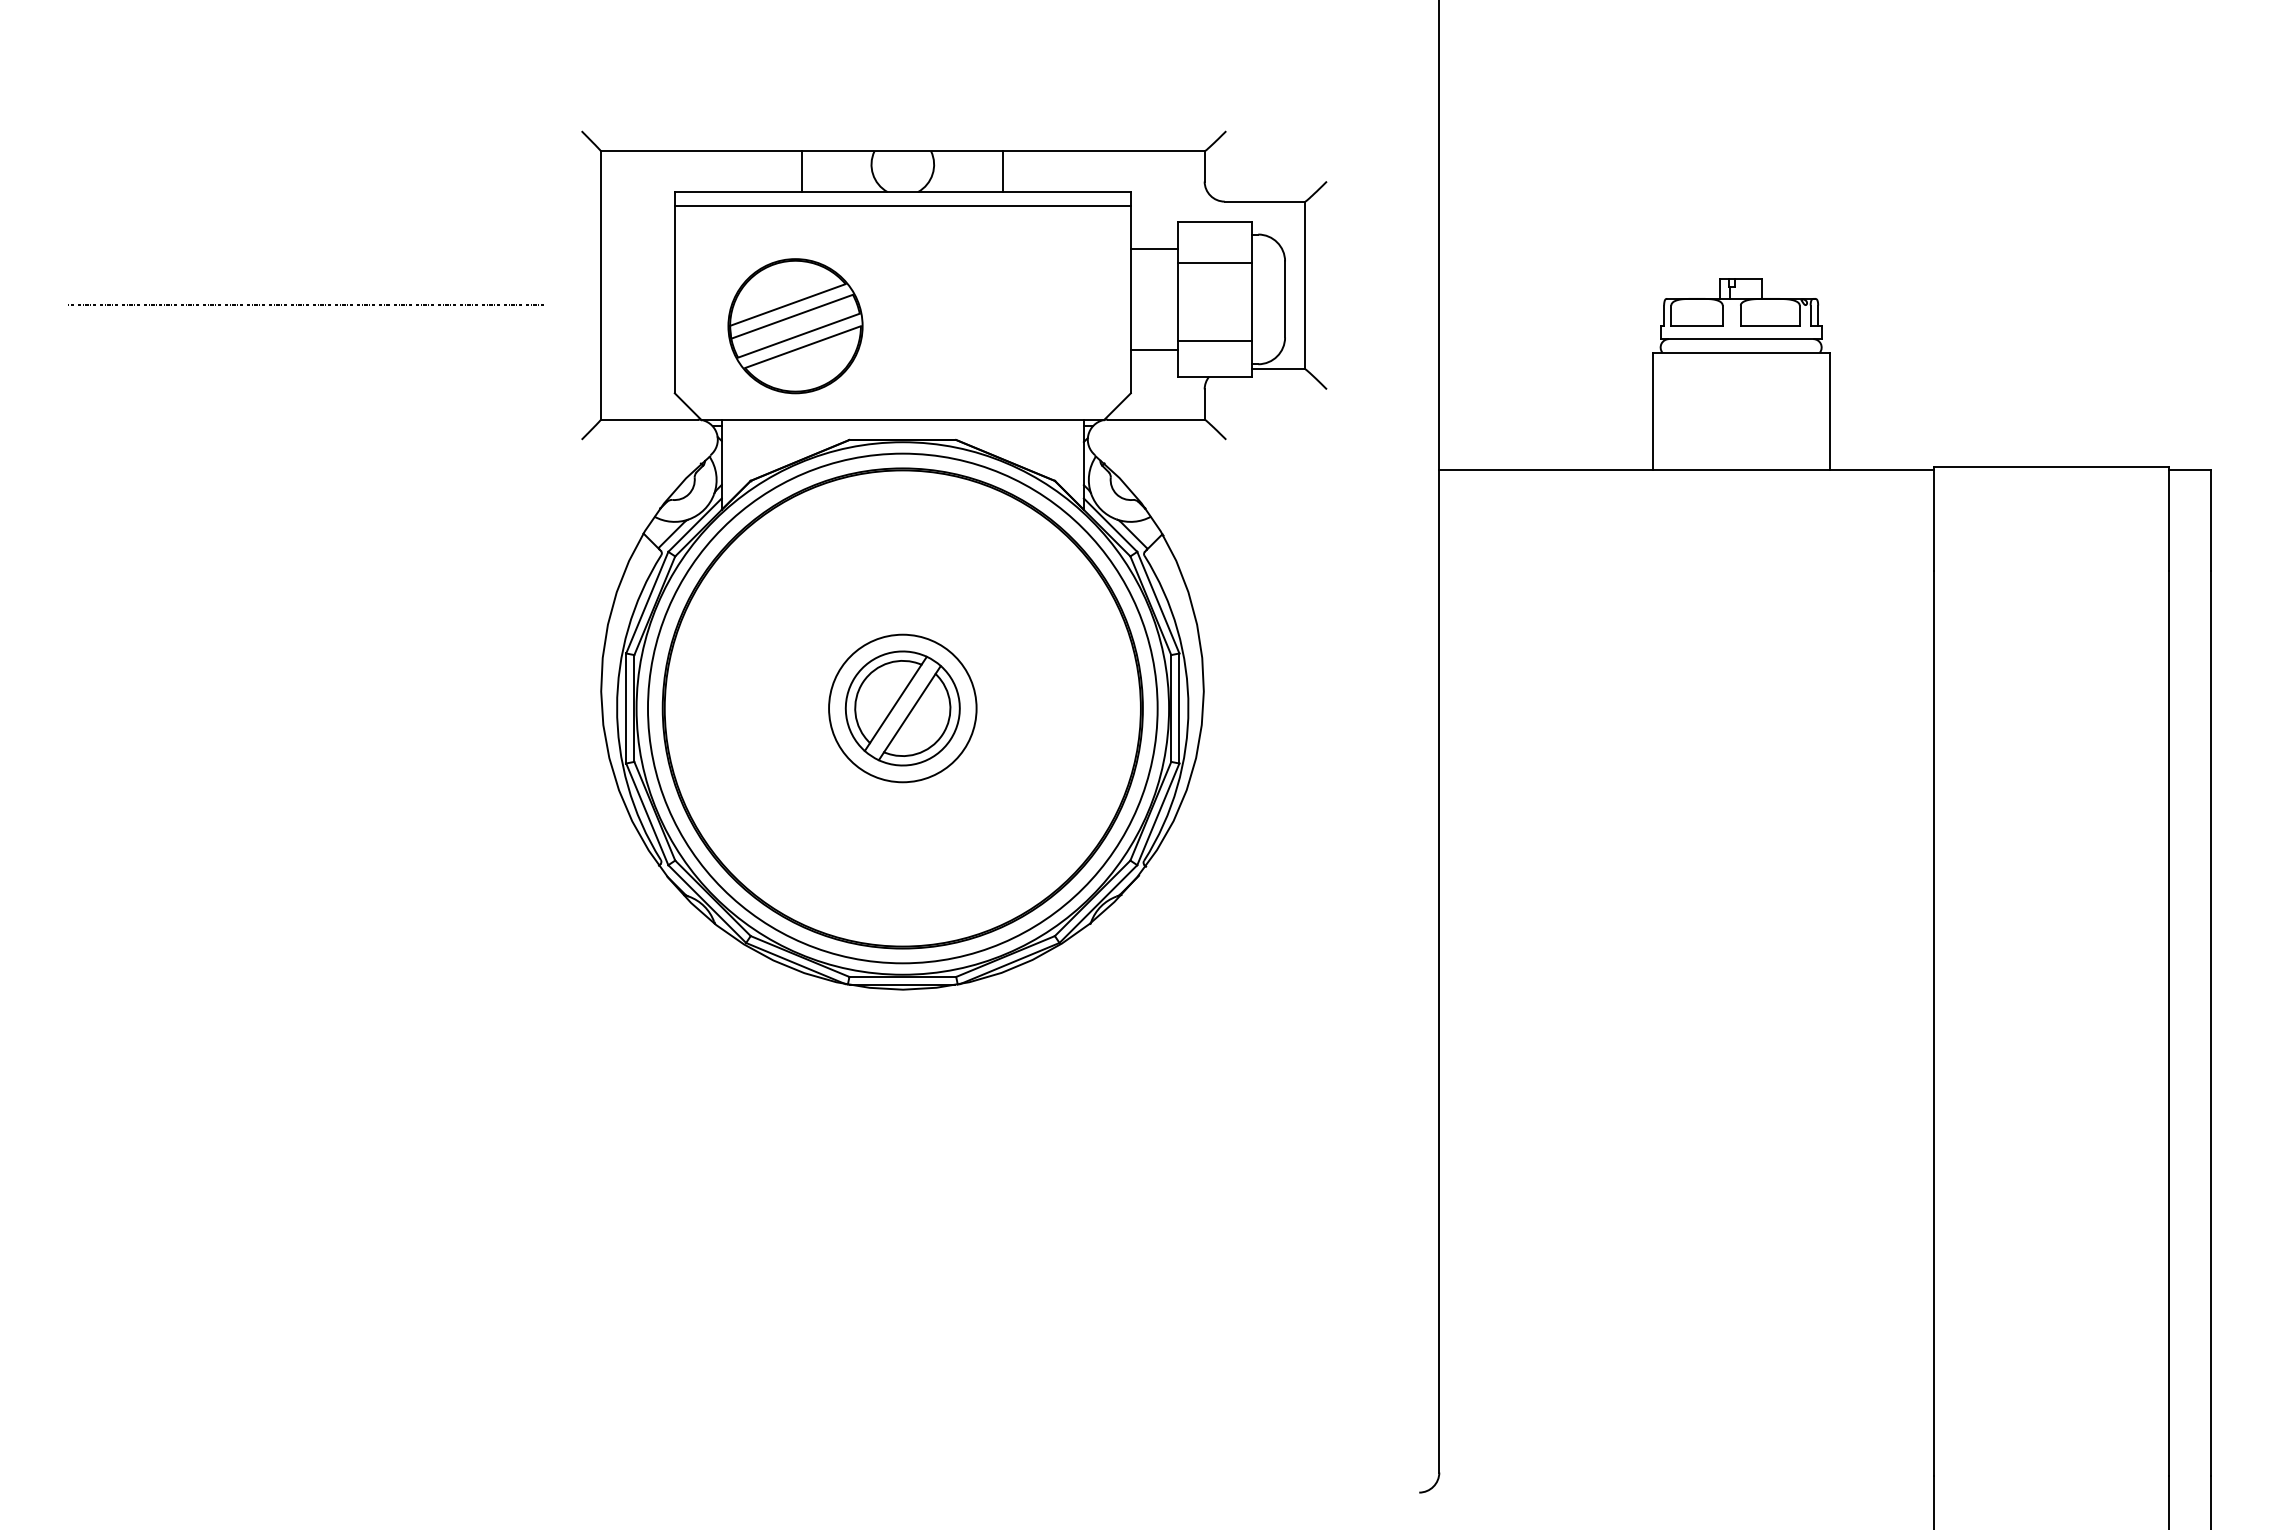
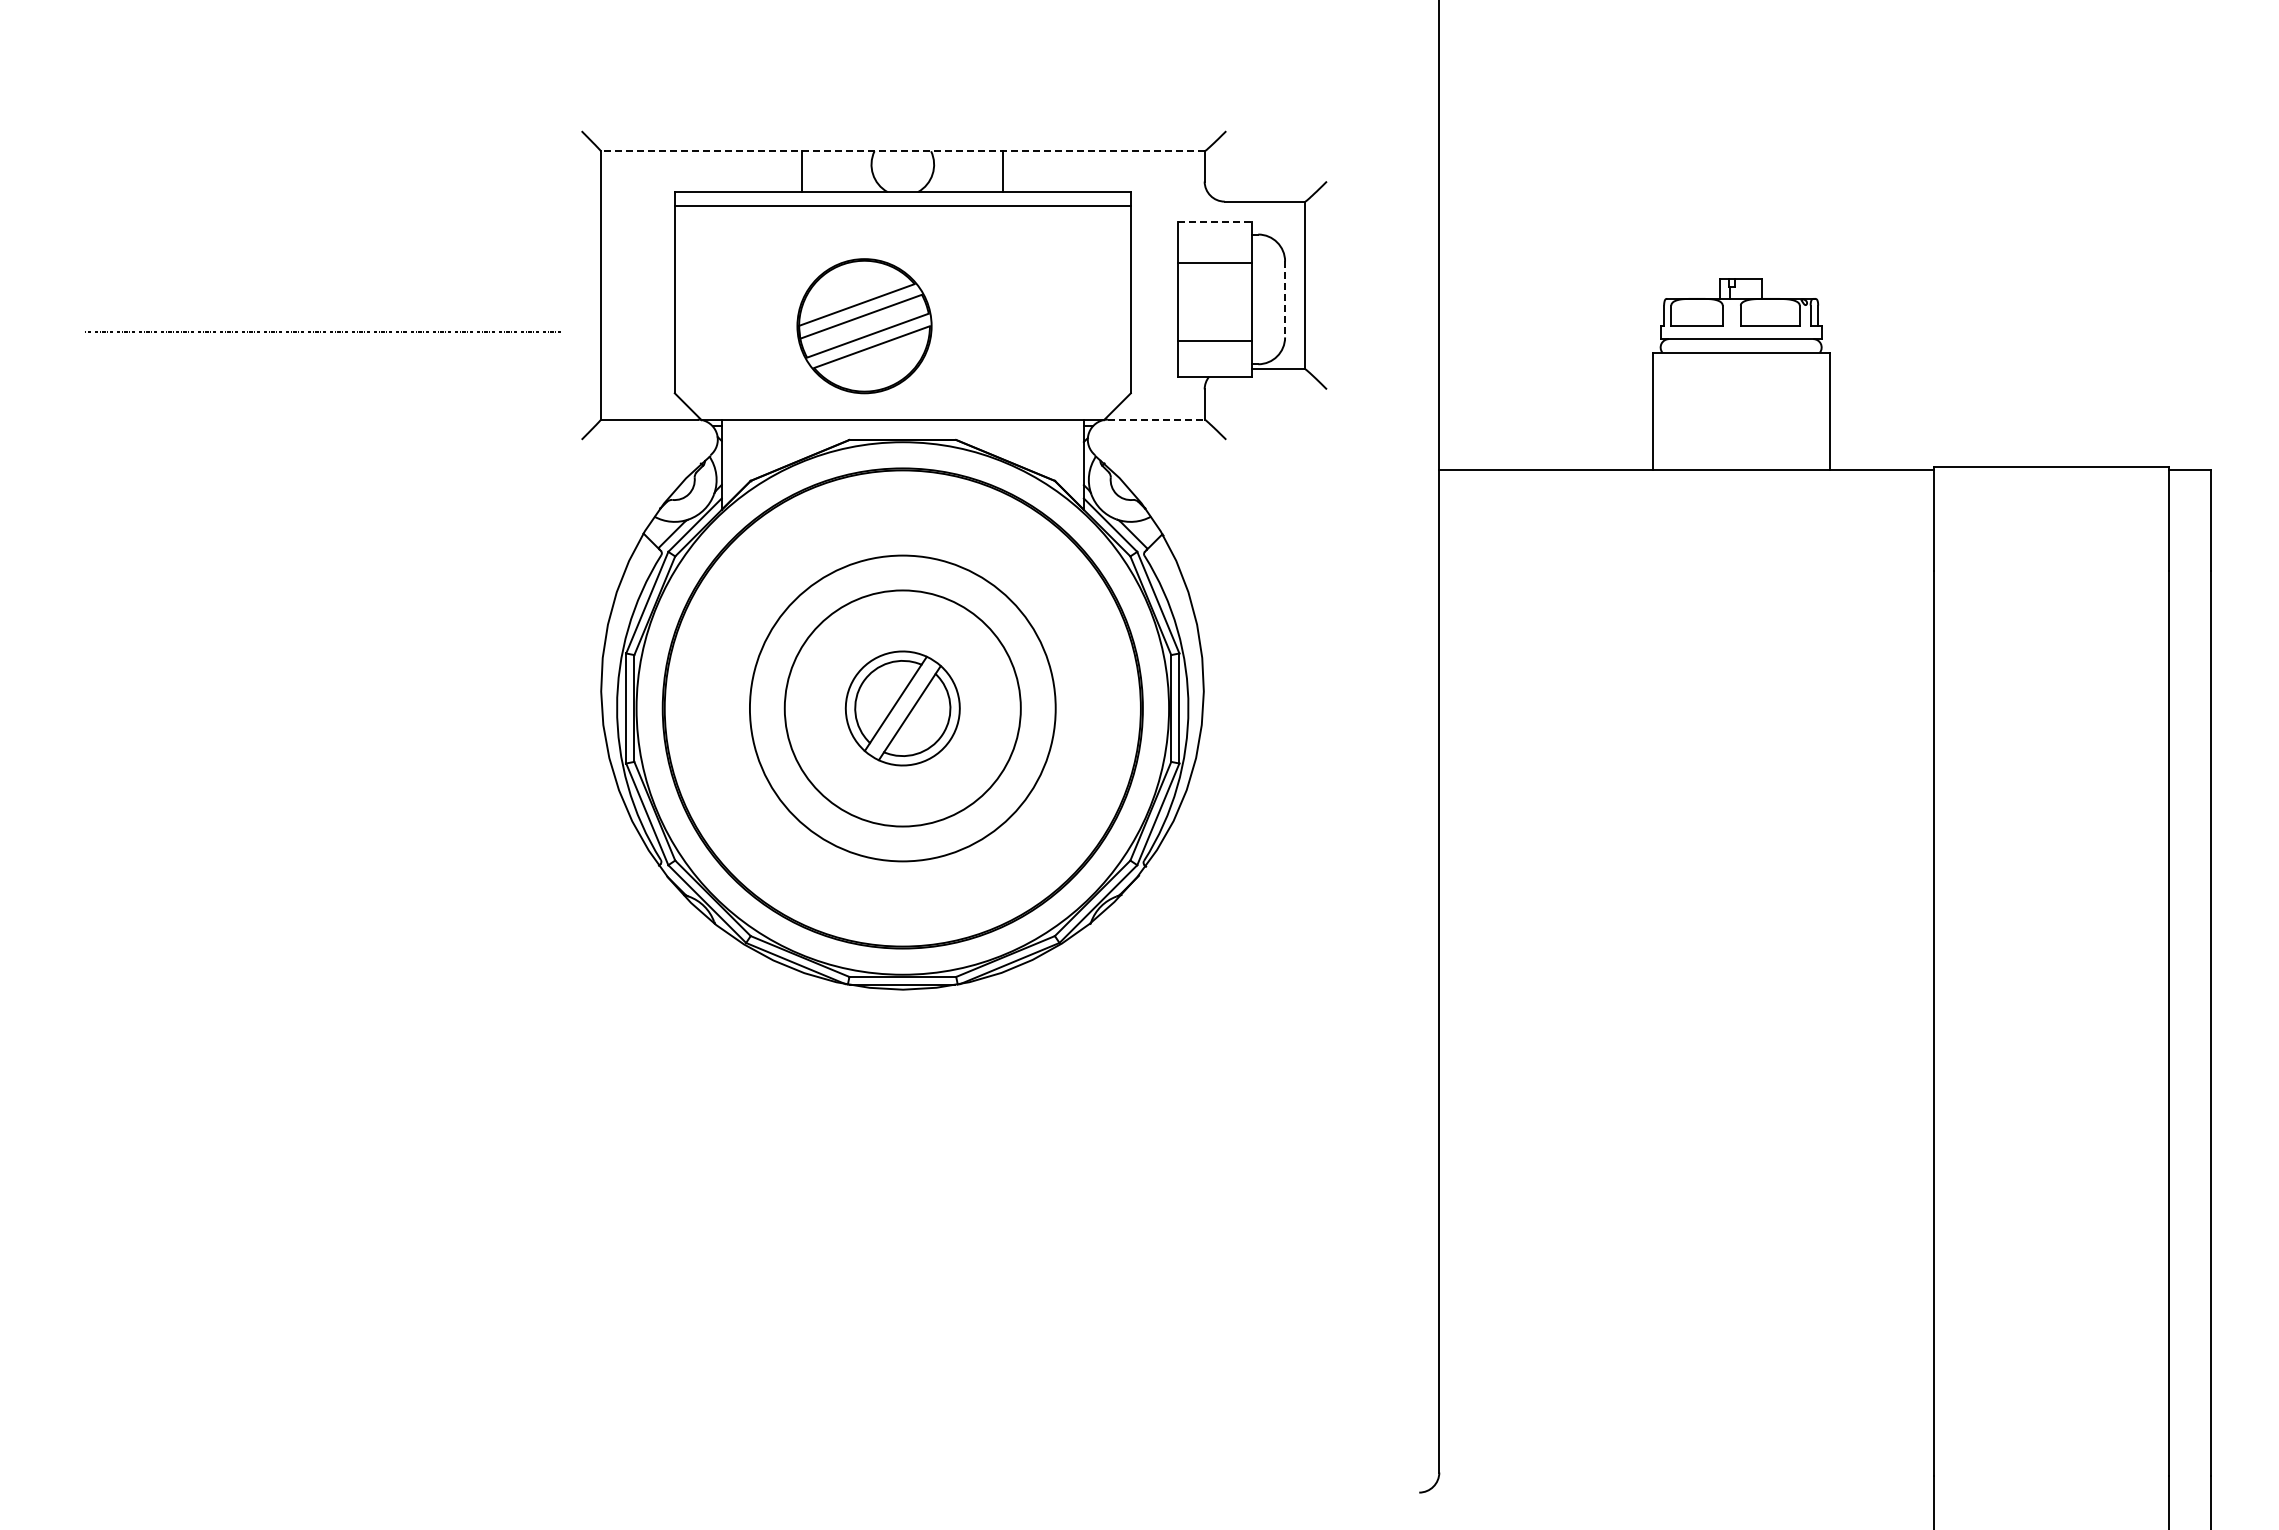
line: solid -> dashed (902, 151)
line: solid -> dashed (1214, 222)
line: present -> none (1153, 249)
line: solid -> dashed (1285, 299)
line position: (306, 304) -> (323, 331) (323, 331)
part position: (795, 326) -> (864, 326) (864, 326)
line: present -> none (1153, 349)
line: solid -> dashed (1156, 419)
circle diameter: 148 px -> 236 px (902, 708)
circle diameter: 510 px -> 306 px (902, 708)
